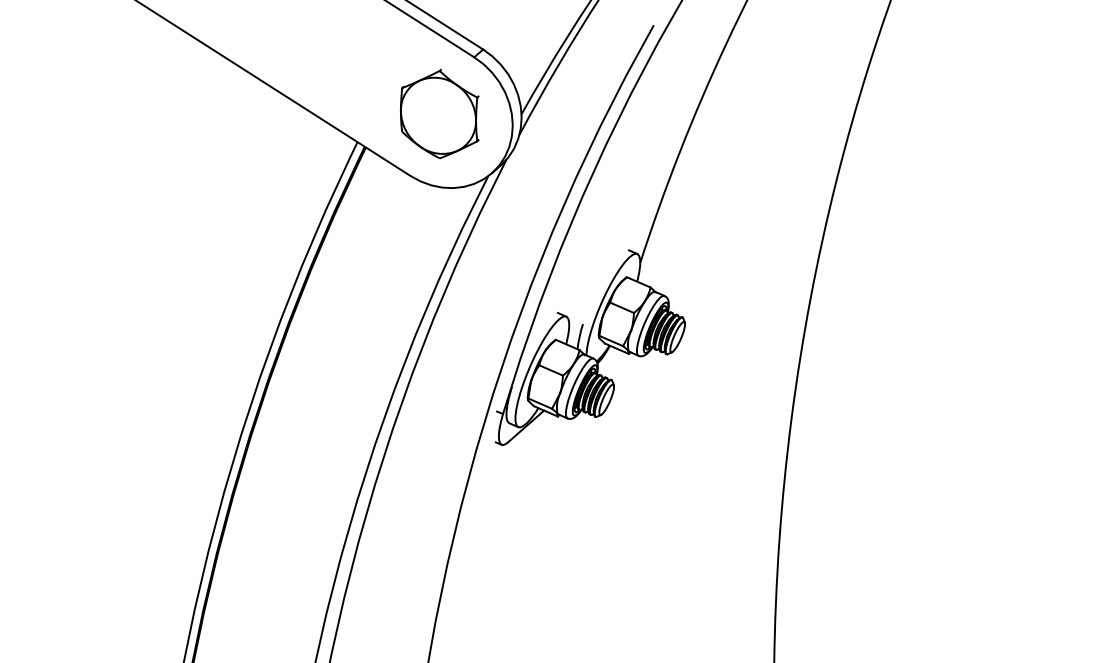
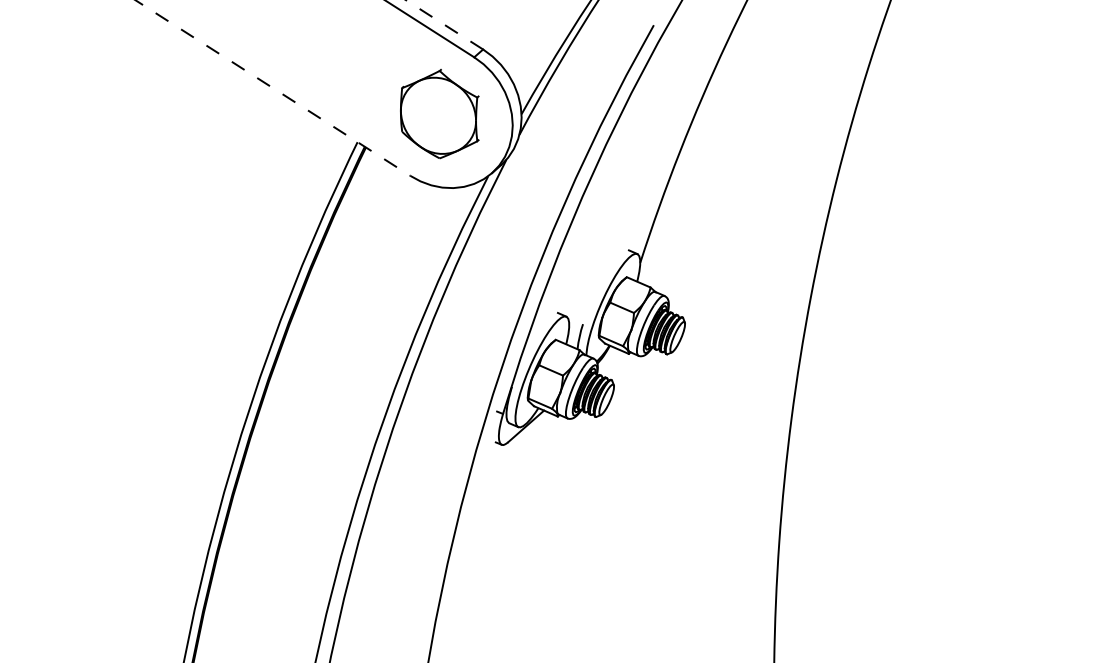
line: solid -> dashed (444, 24)
line: solid -> dashed (273, 88)
